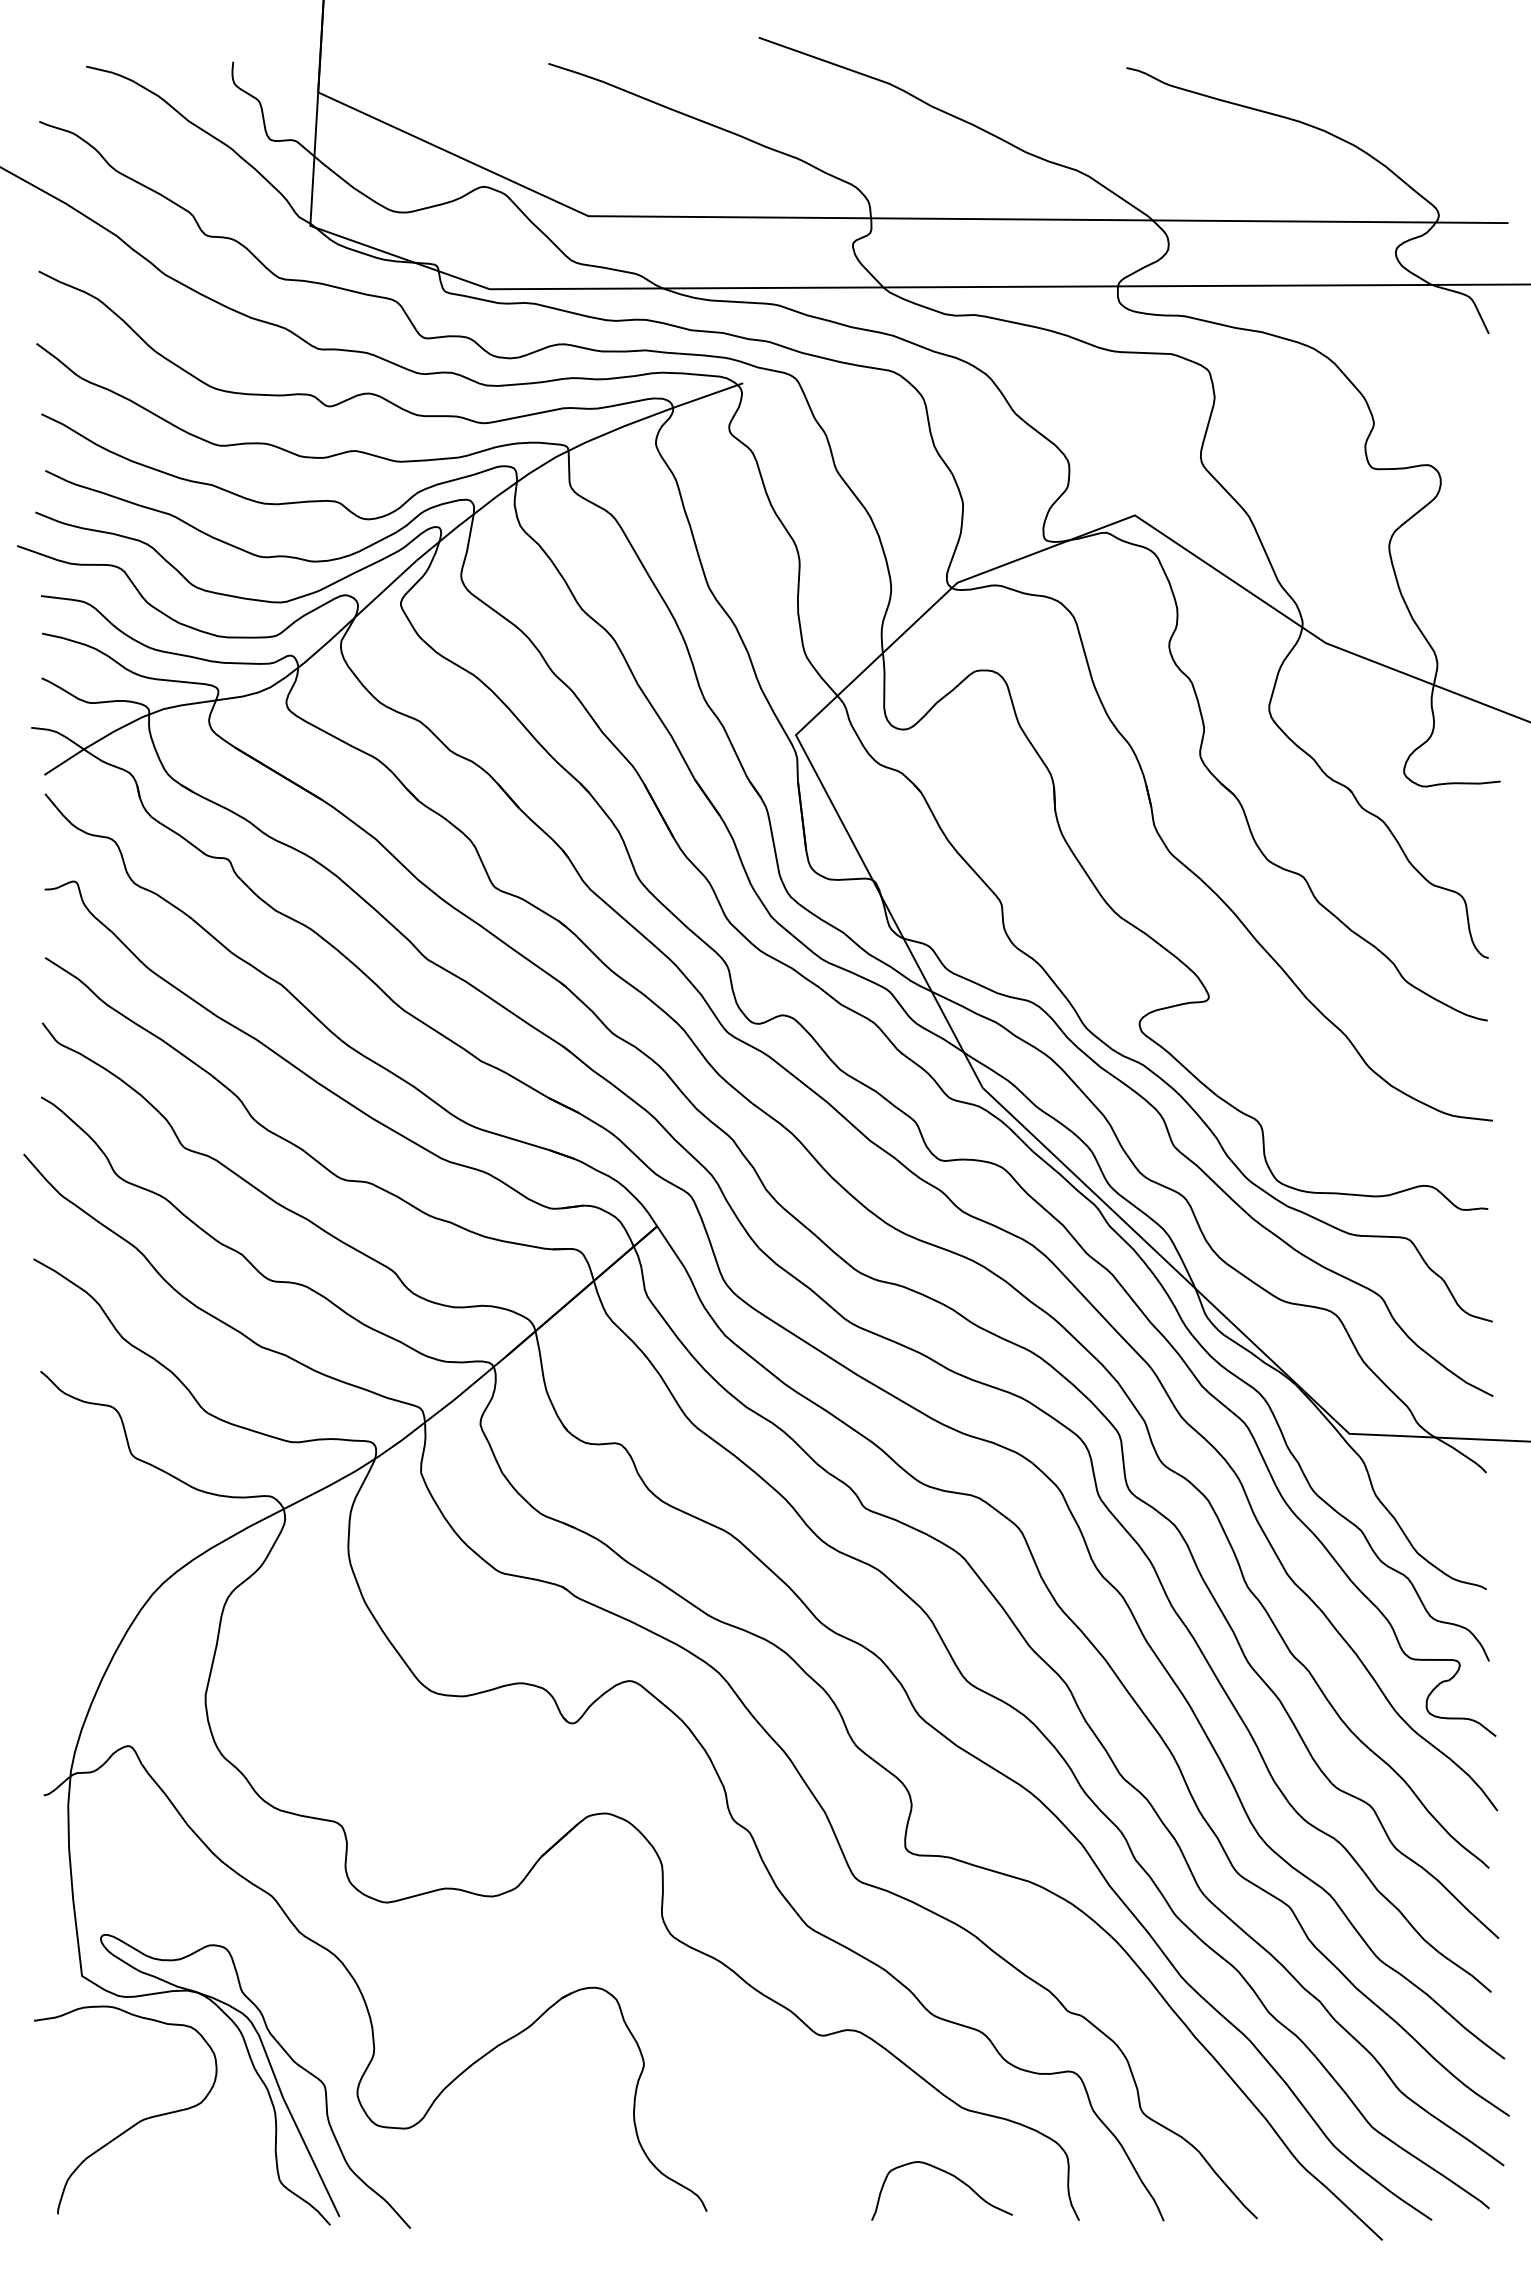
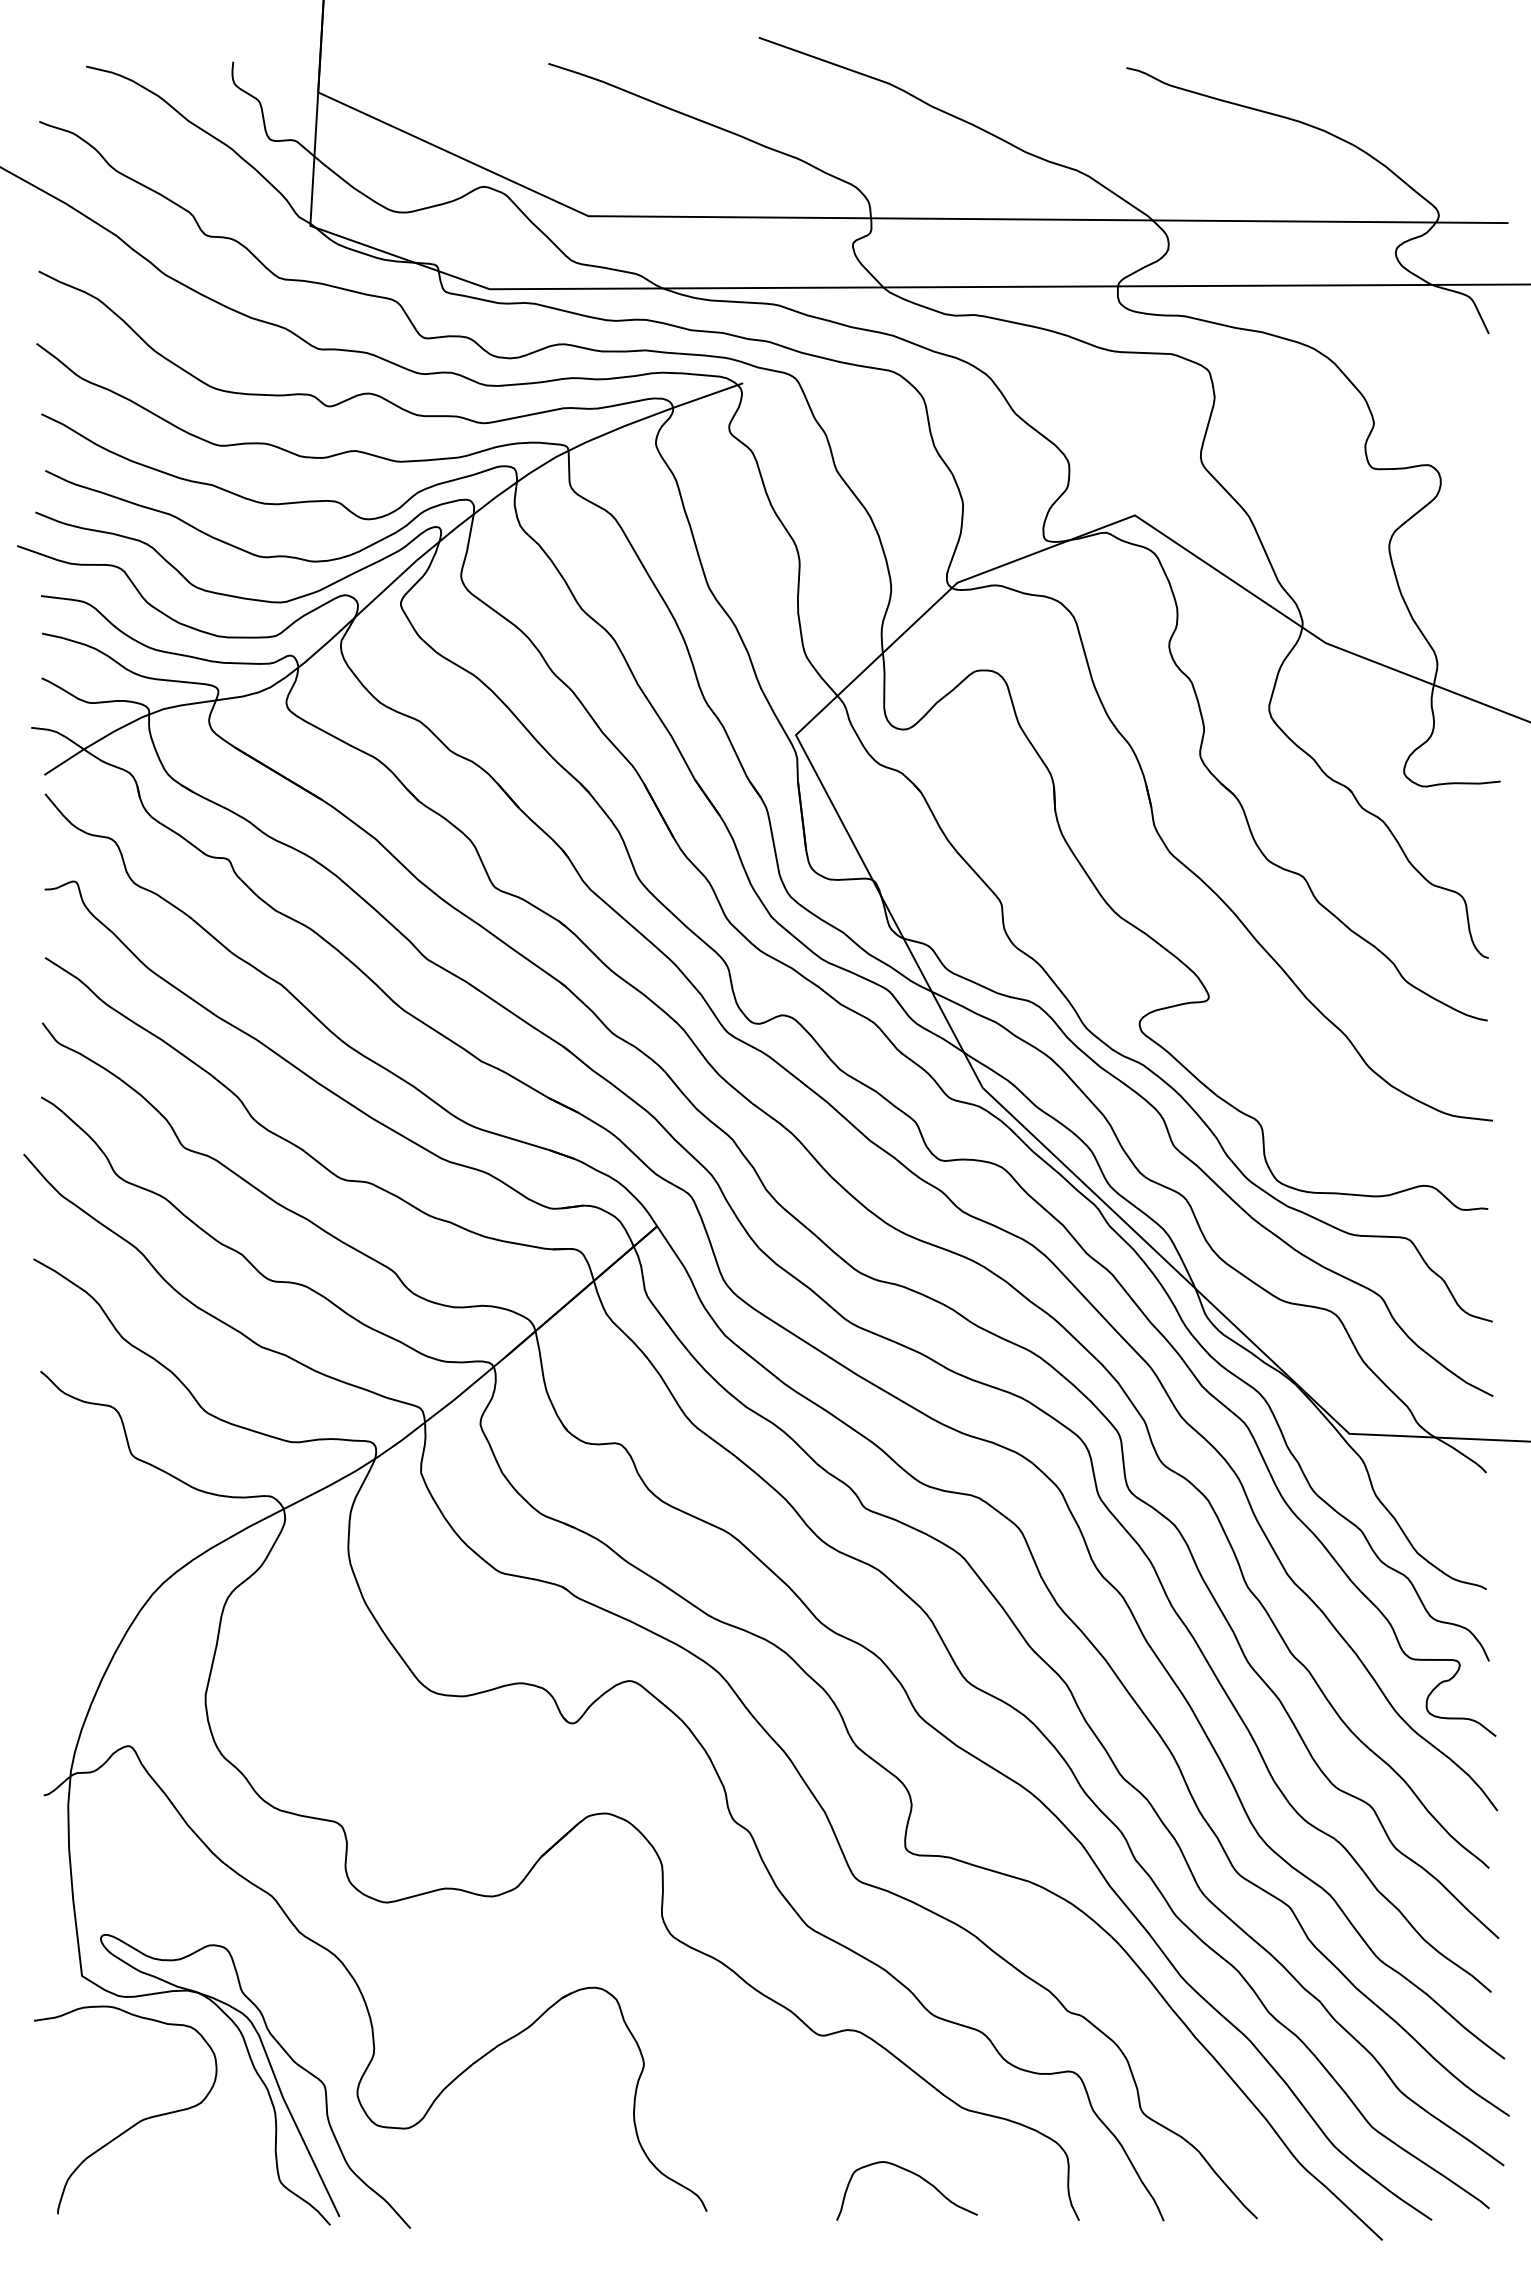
curve position: (948, 2174) -> (913, 2174) (913, 2174)
